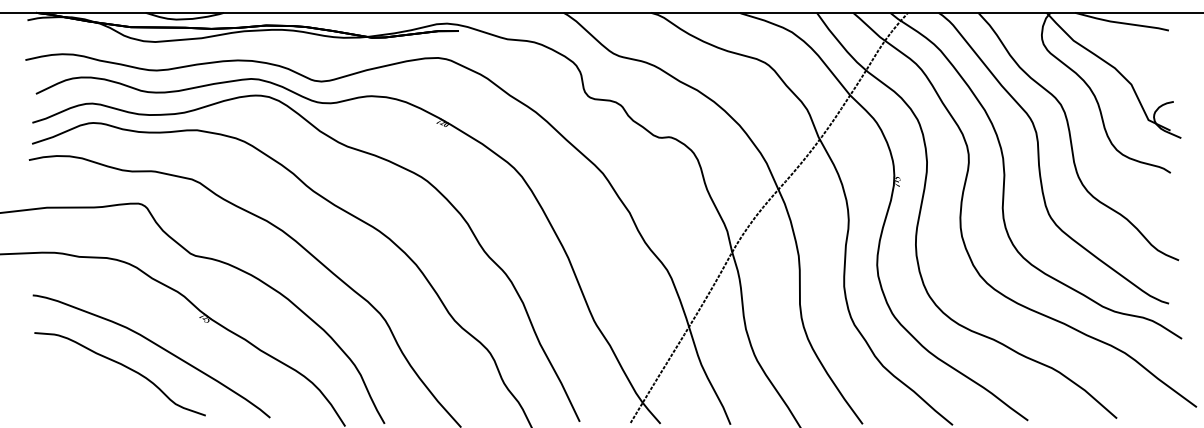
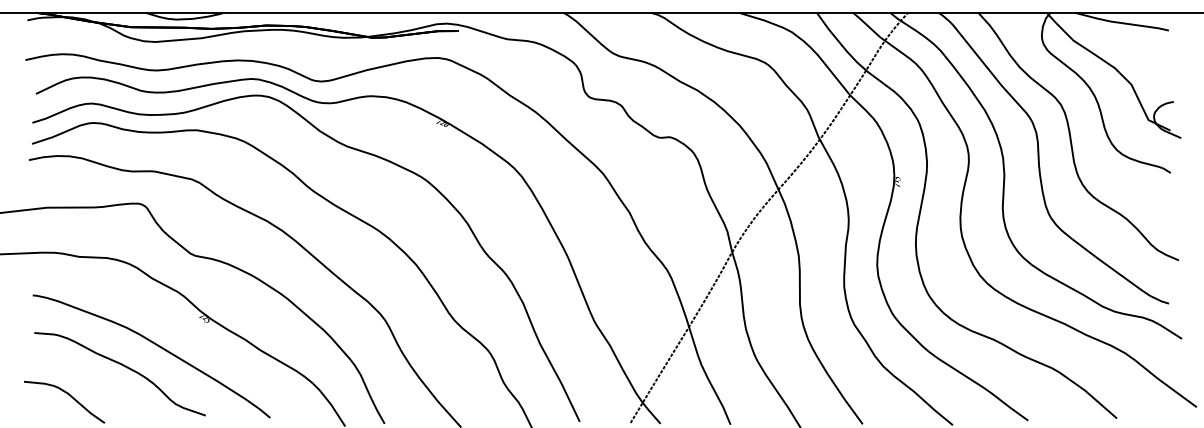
curve: none -> present (69, 396)
